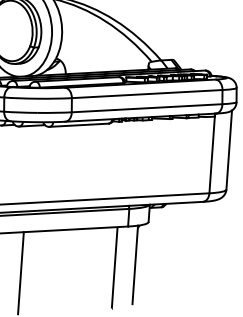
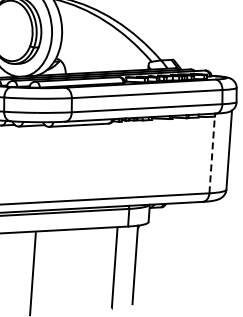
line: solid -> dashed (212, 154)
line position: (20, 272) -> (32, 273) (32, 273)
